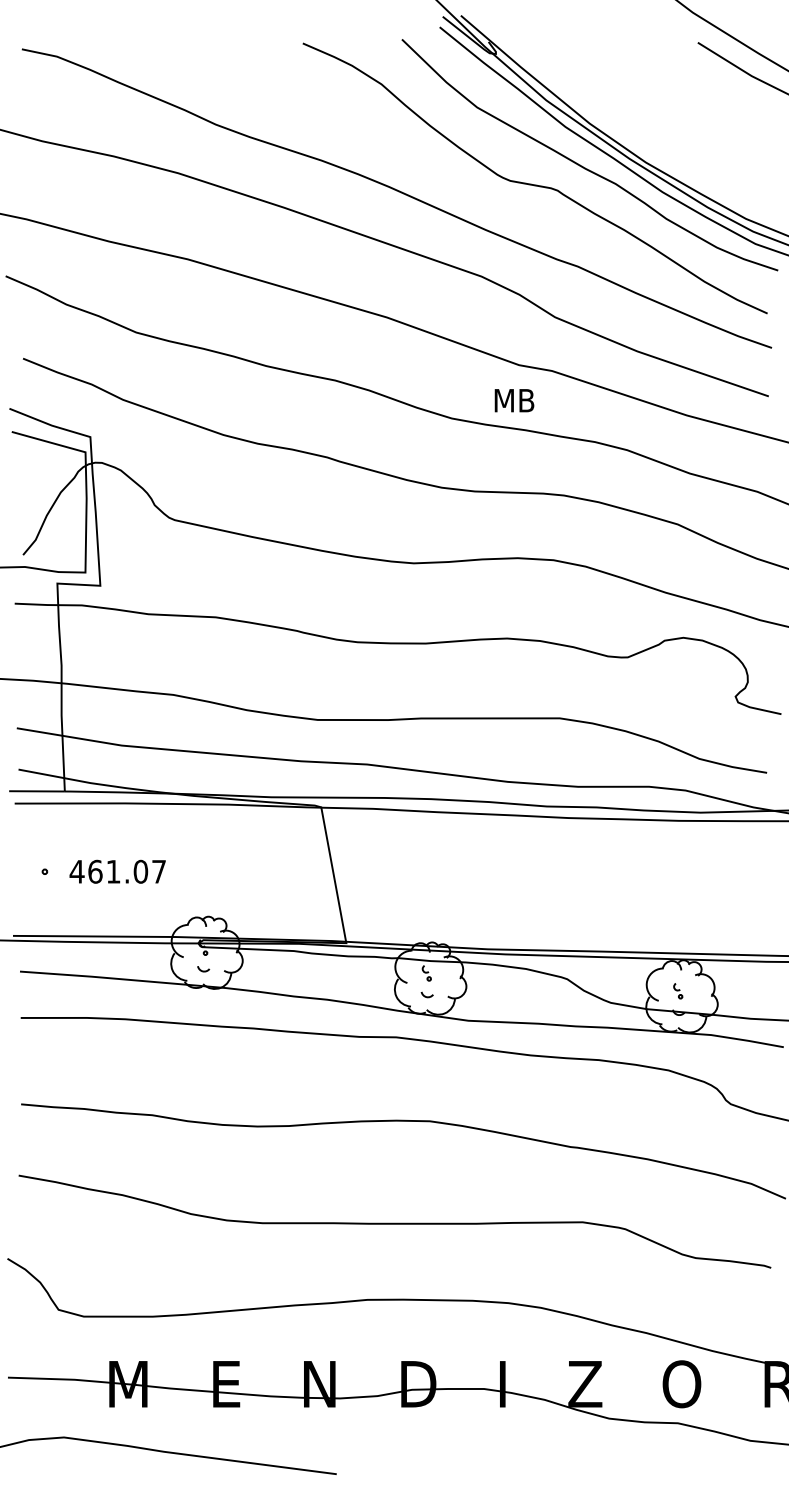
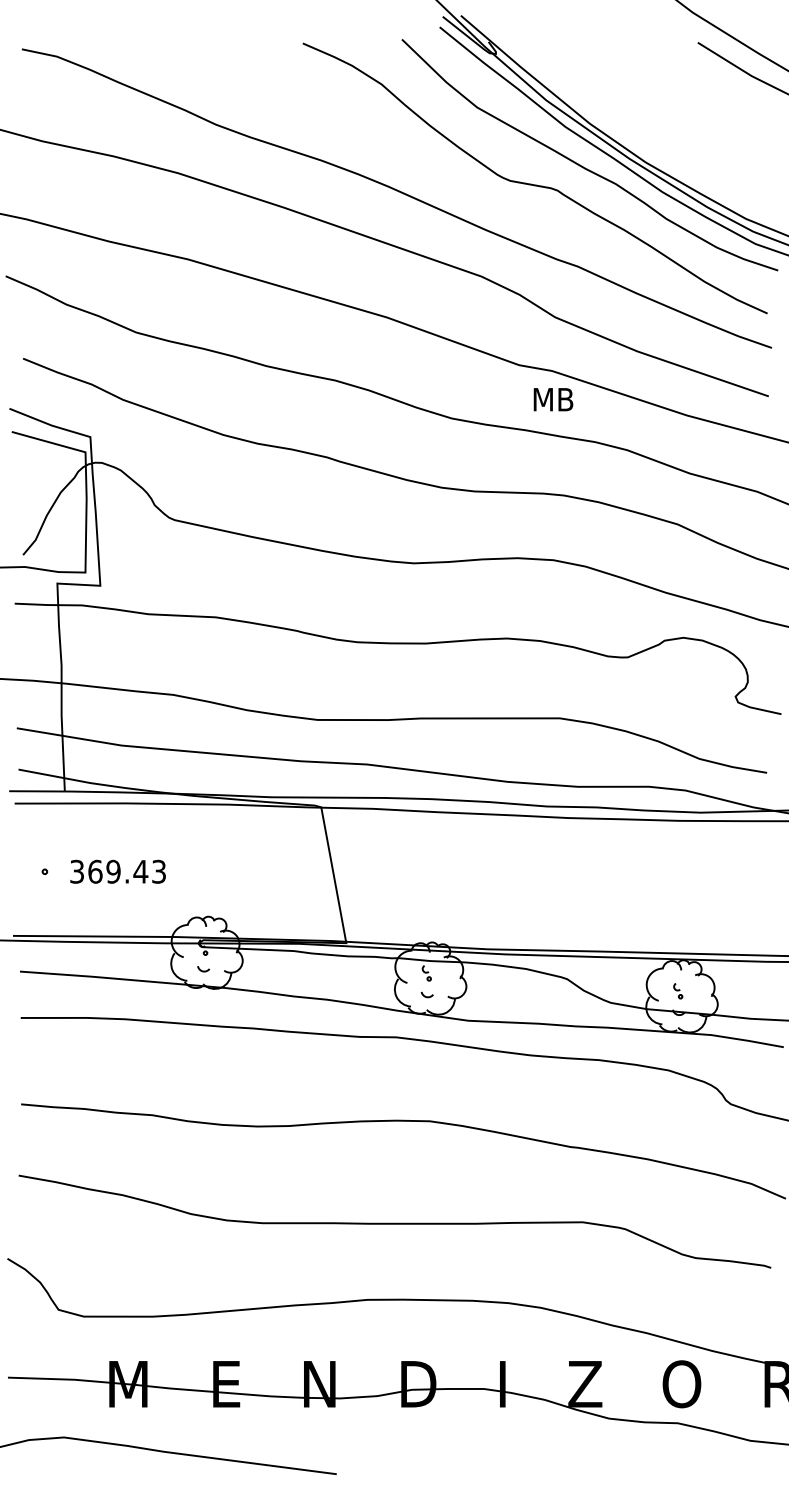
text position: (514, 400) -> (553, 399) (553, 399)
text: 461.07 -> 369.43 (117, 871)
